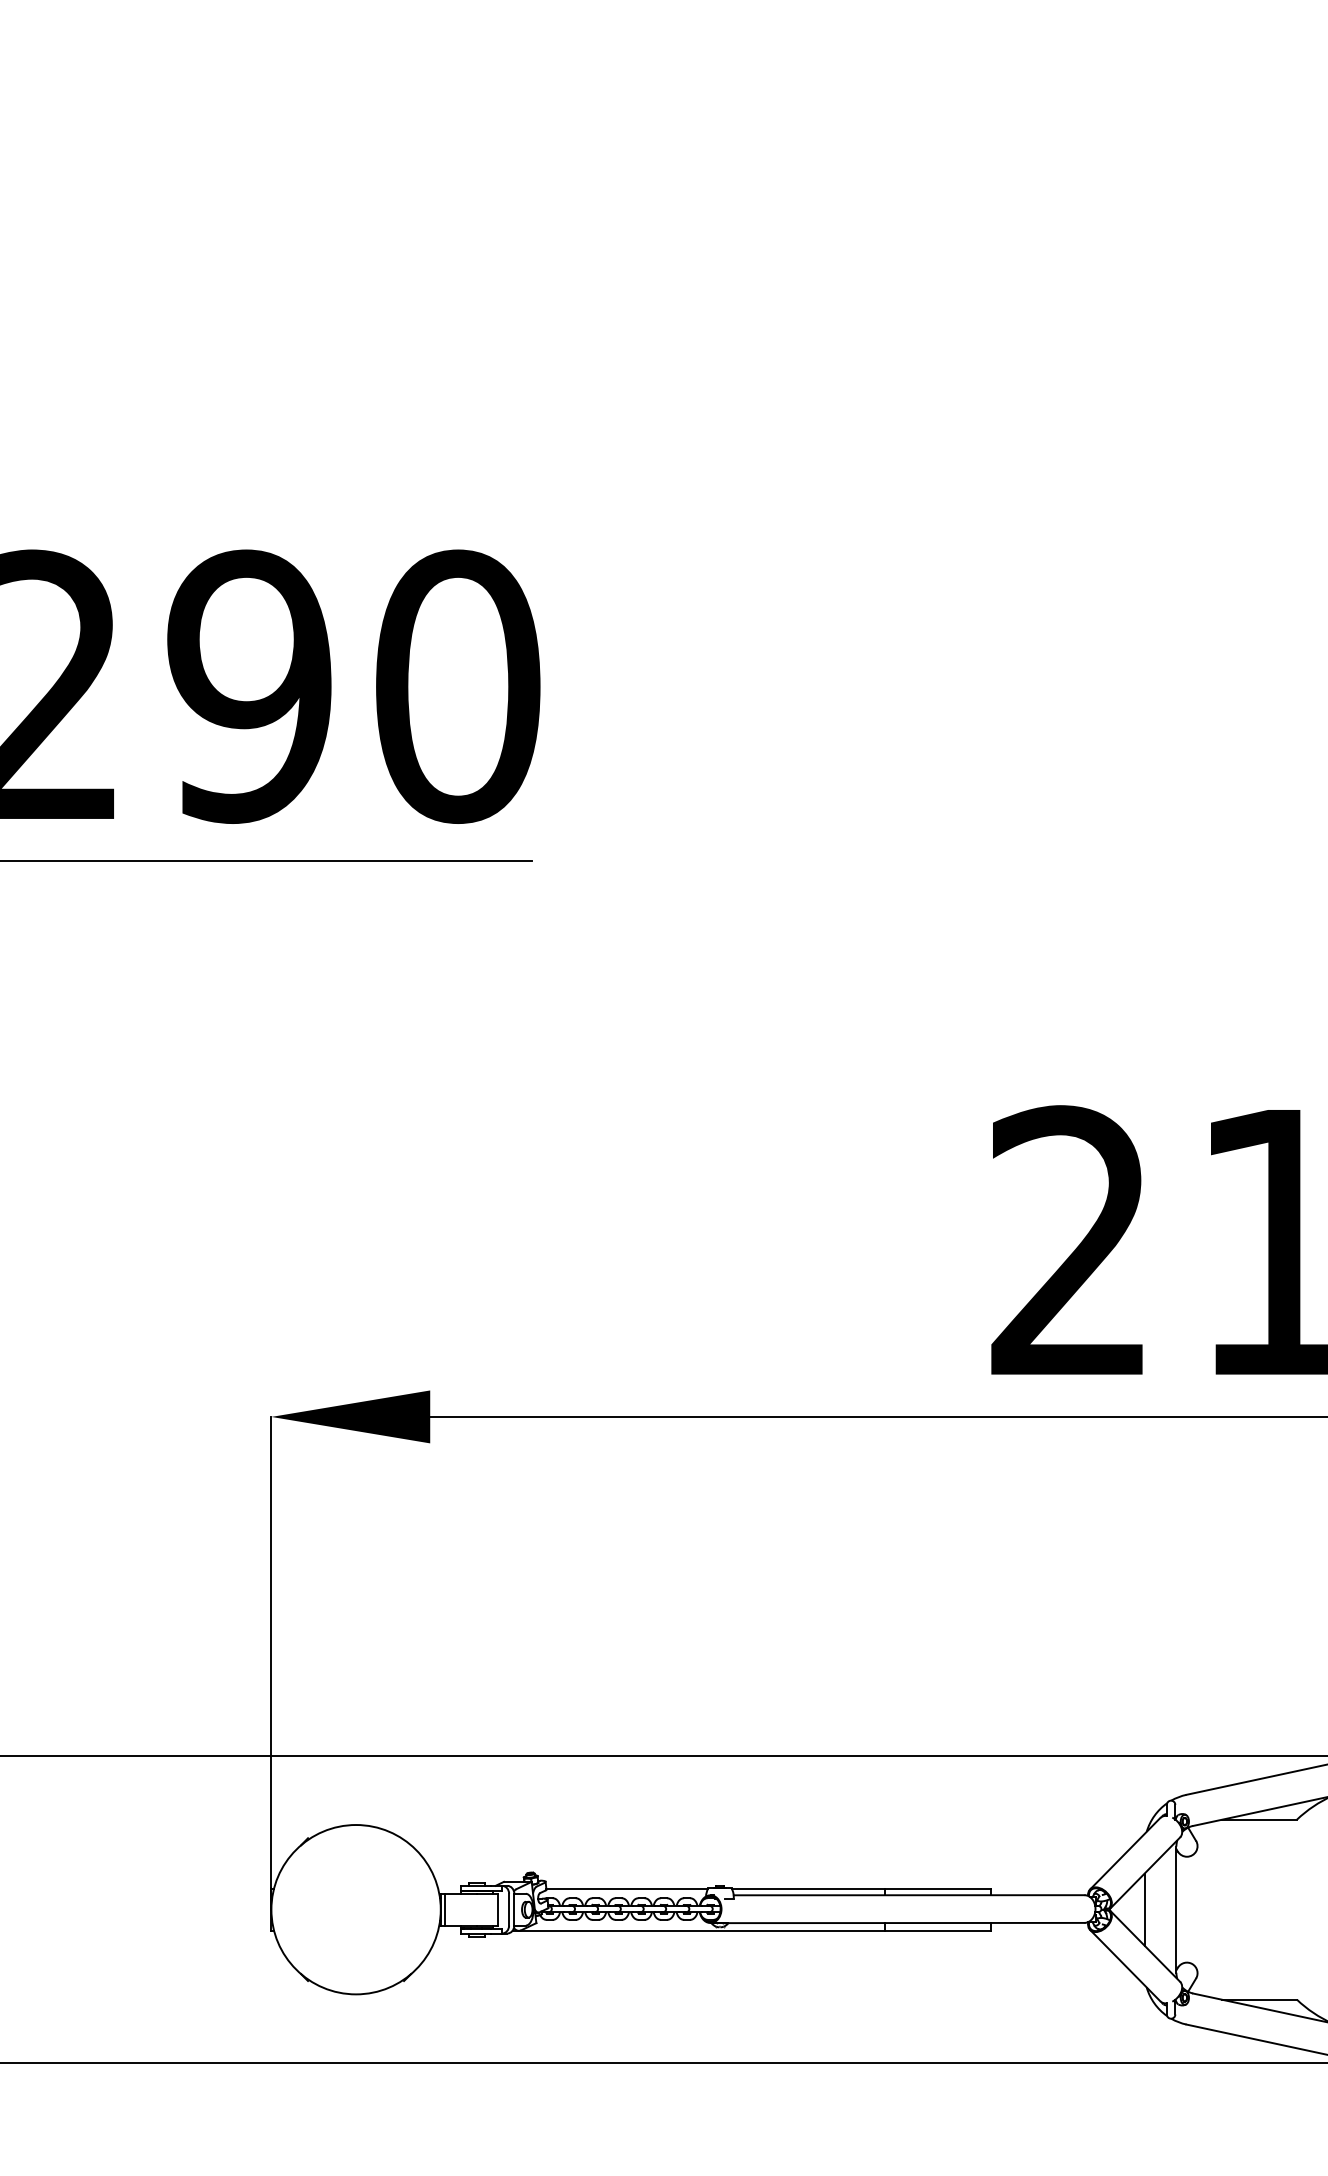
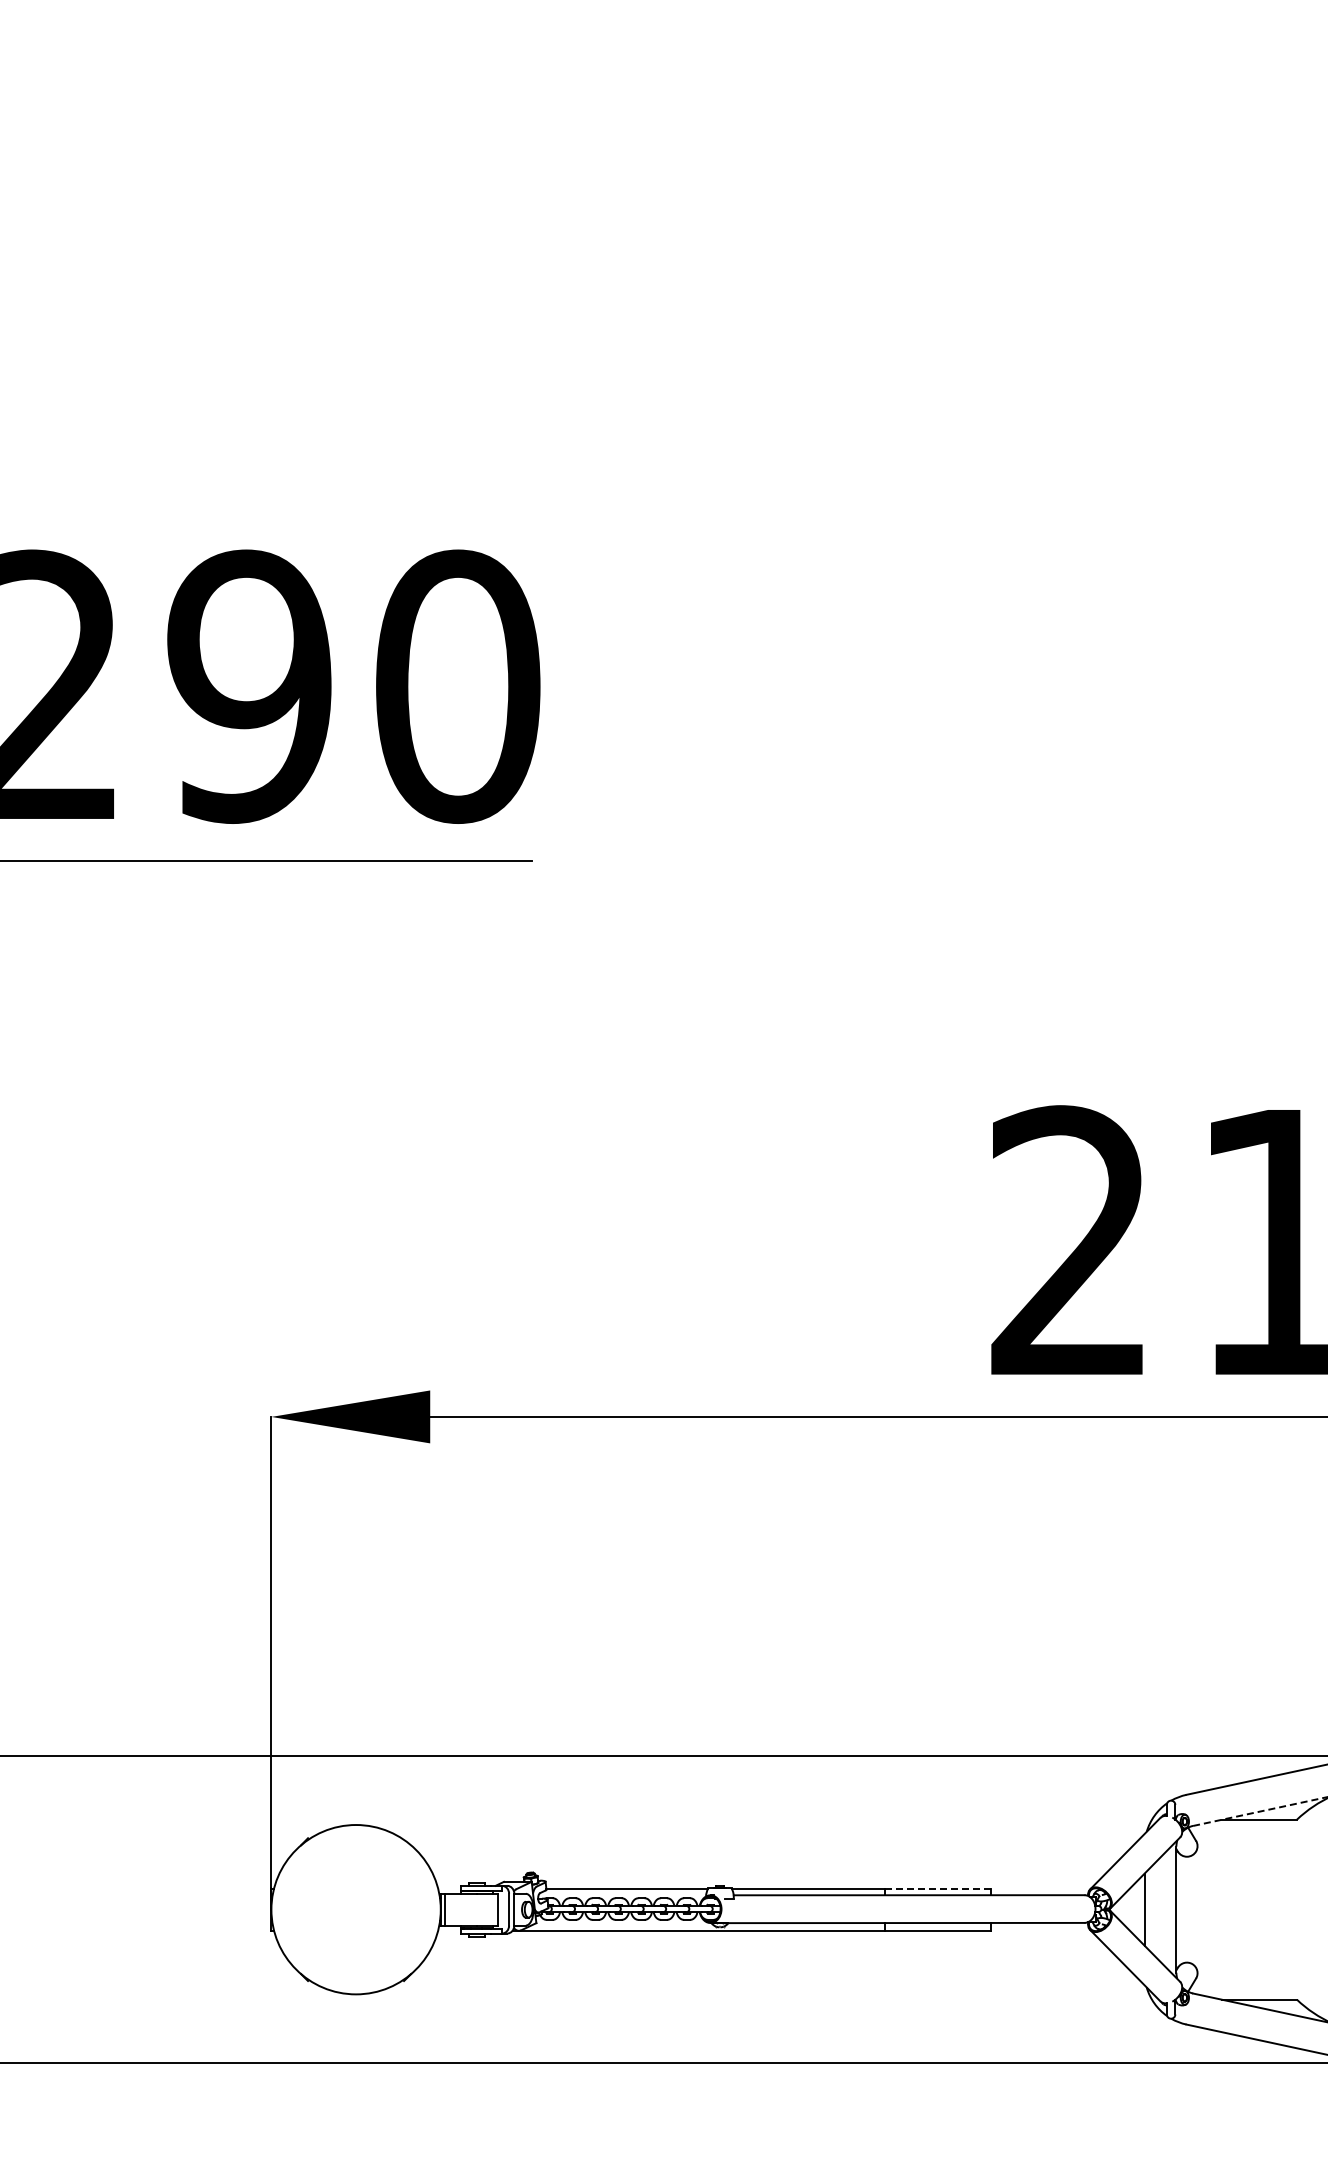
line: solid -> dashed (1260, 1811)
line: solid -> dashed (938, 1888)
